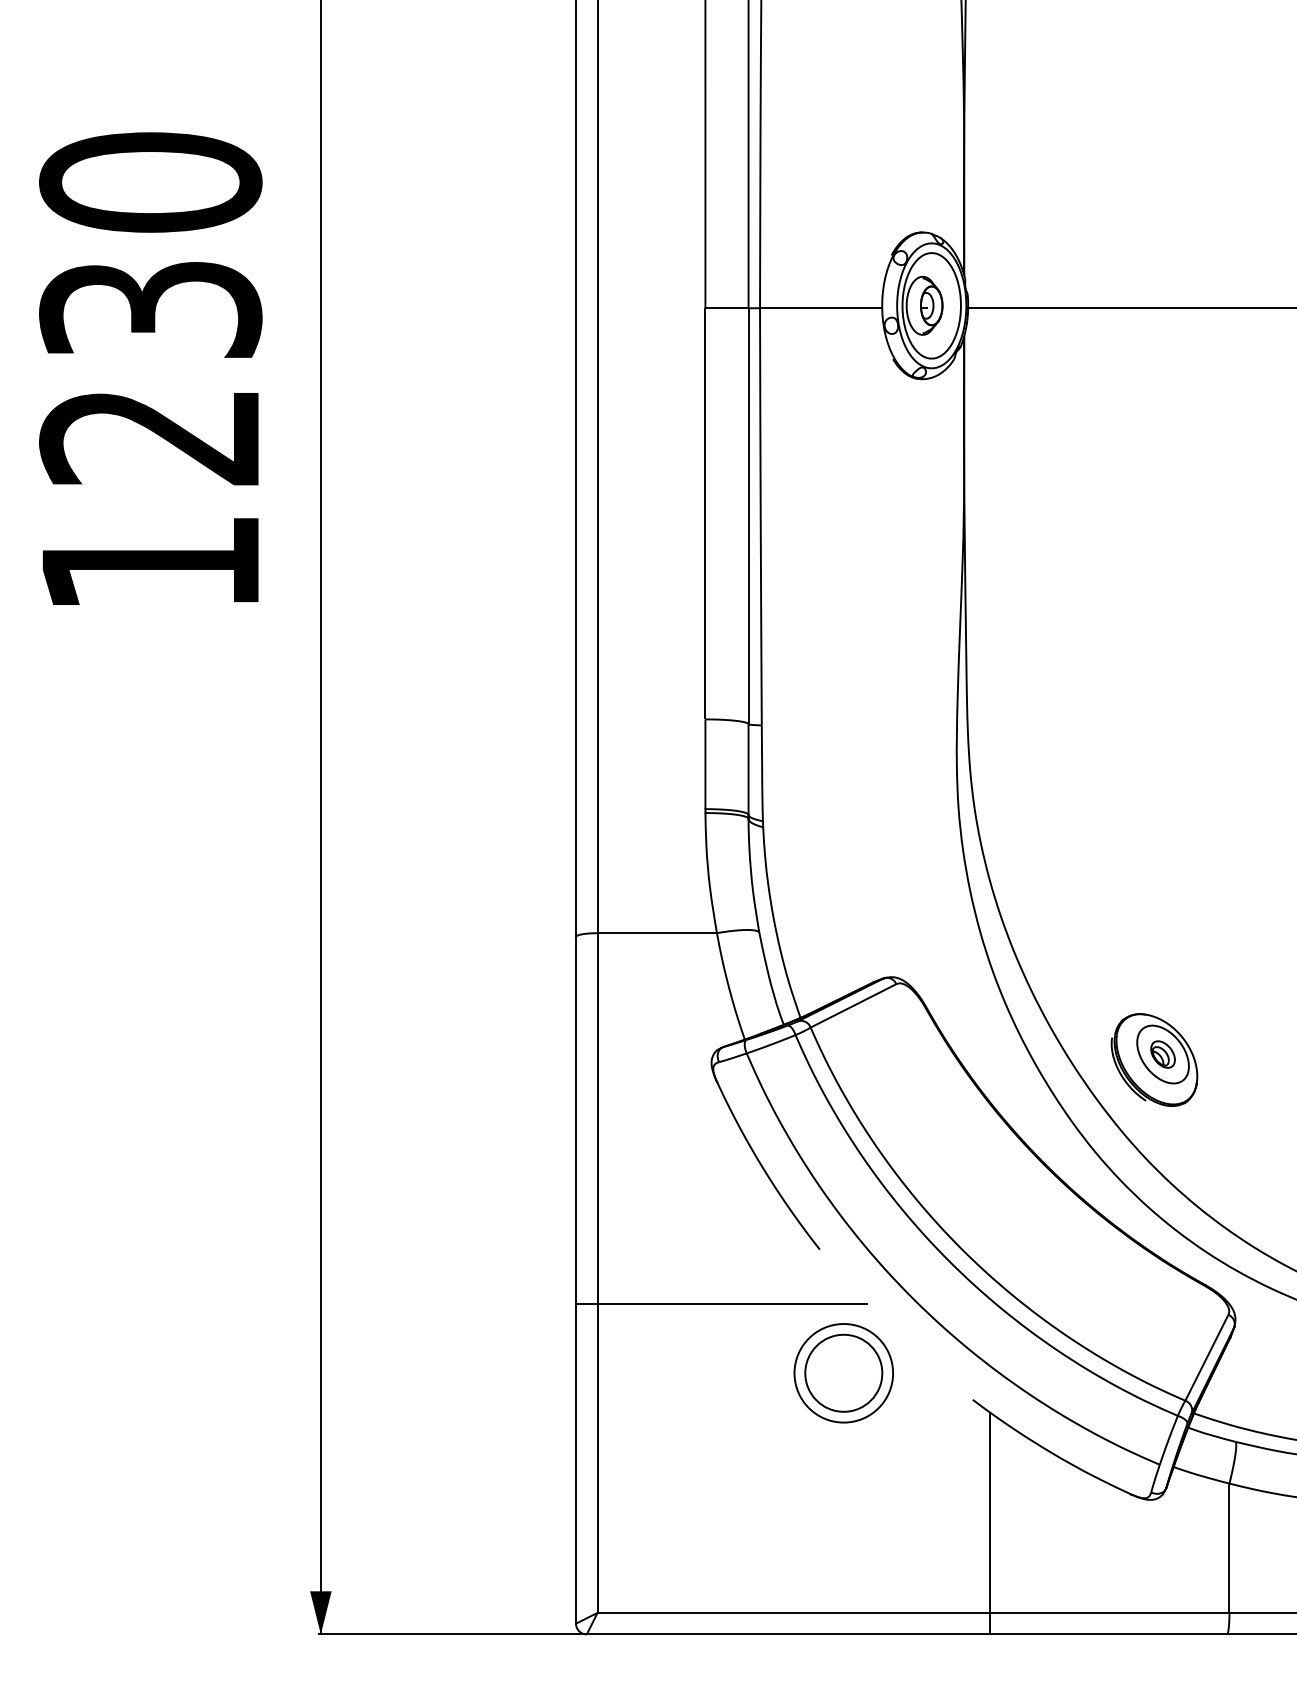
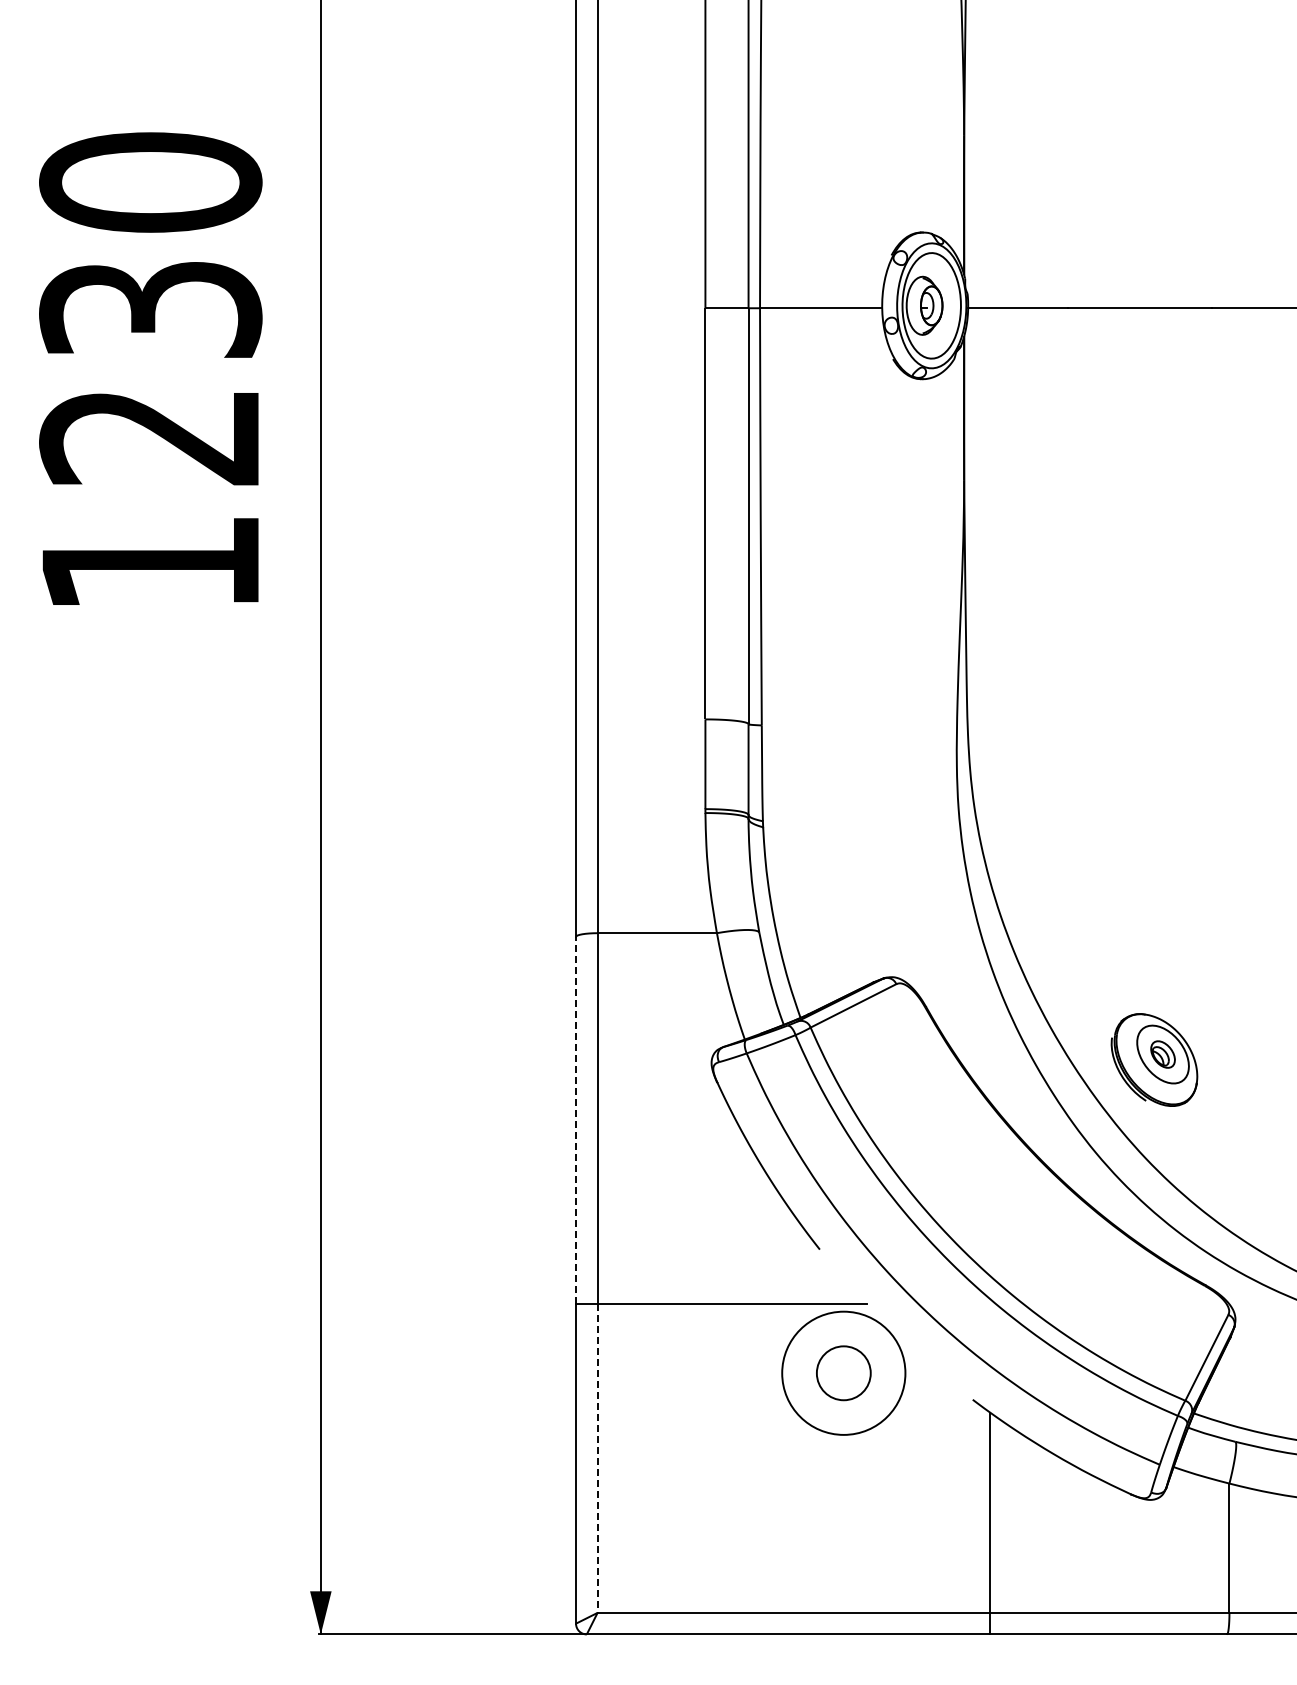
line: solid -> dashed (576, 1120)
circle diameter: 77 px -> 54 px (843, 1373)
circle diameter: 99 px -> 123 px (843, 1372)
line: solid -> dashed (597, 1458)
